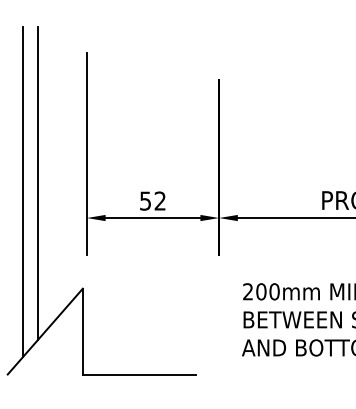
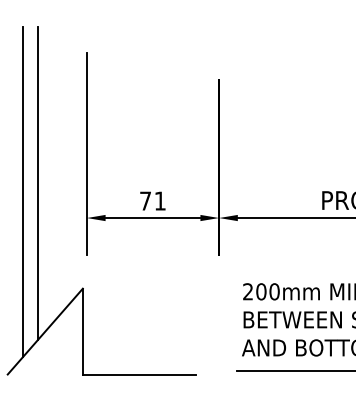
text: 52 -> 71 (152, 200)
line: none -> present (294, 370)
